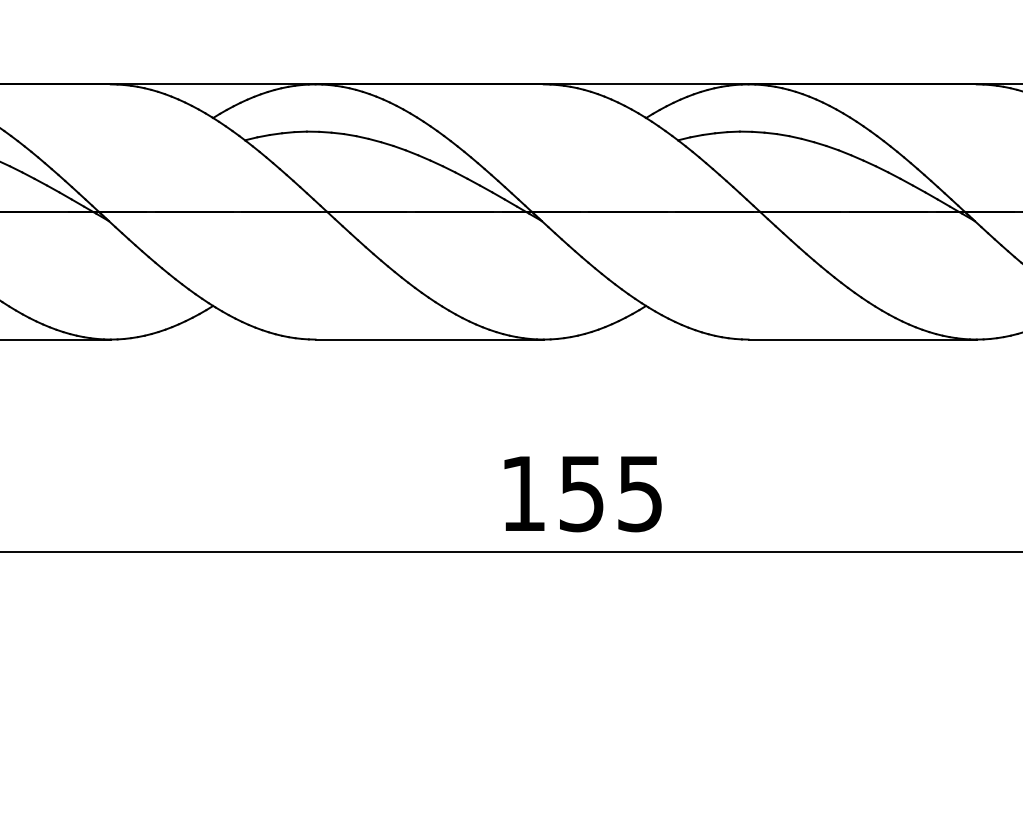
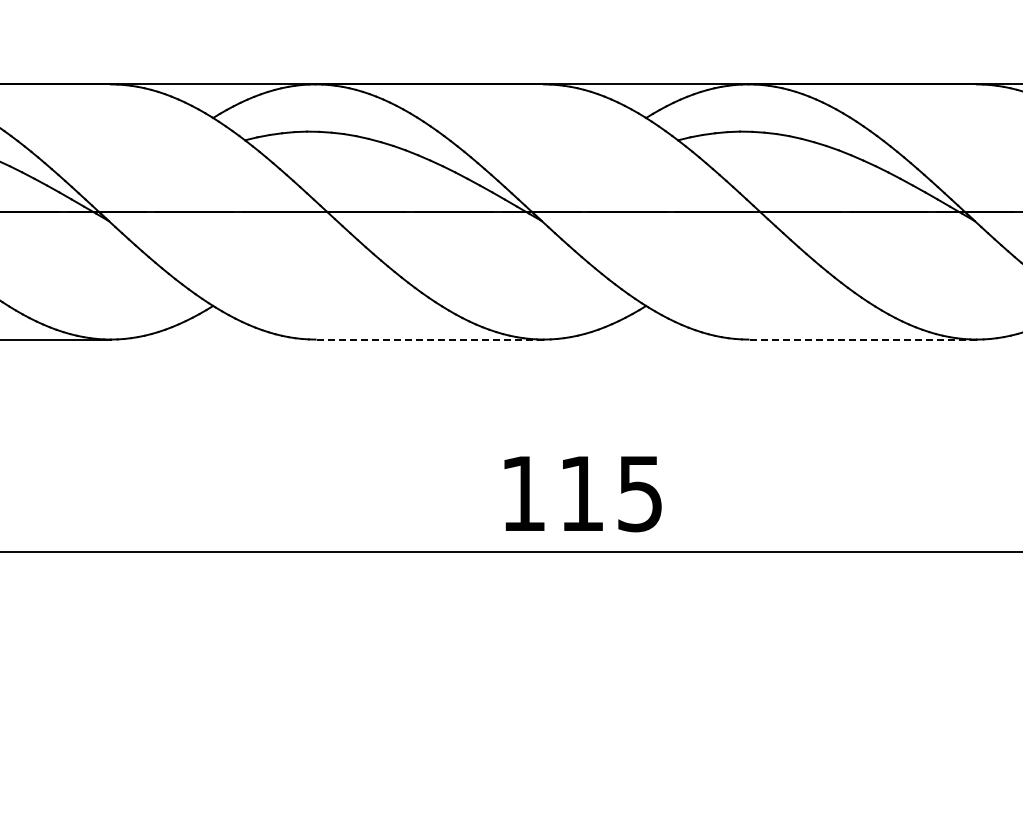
line: solid -> dashed (429, 339)
line: solid -> dashed (862, 339)
text: 155 -> 115 (581, 494)
